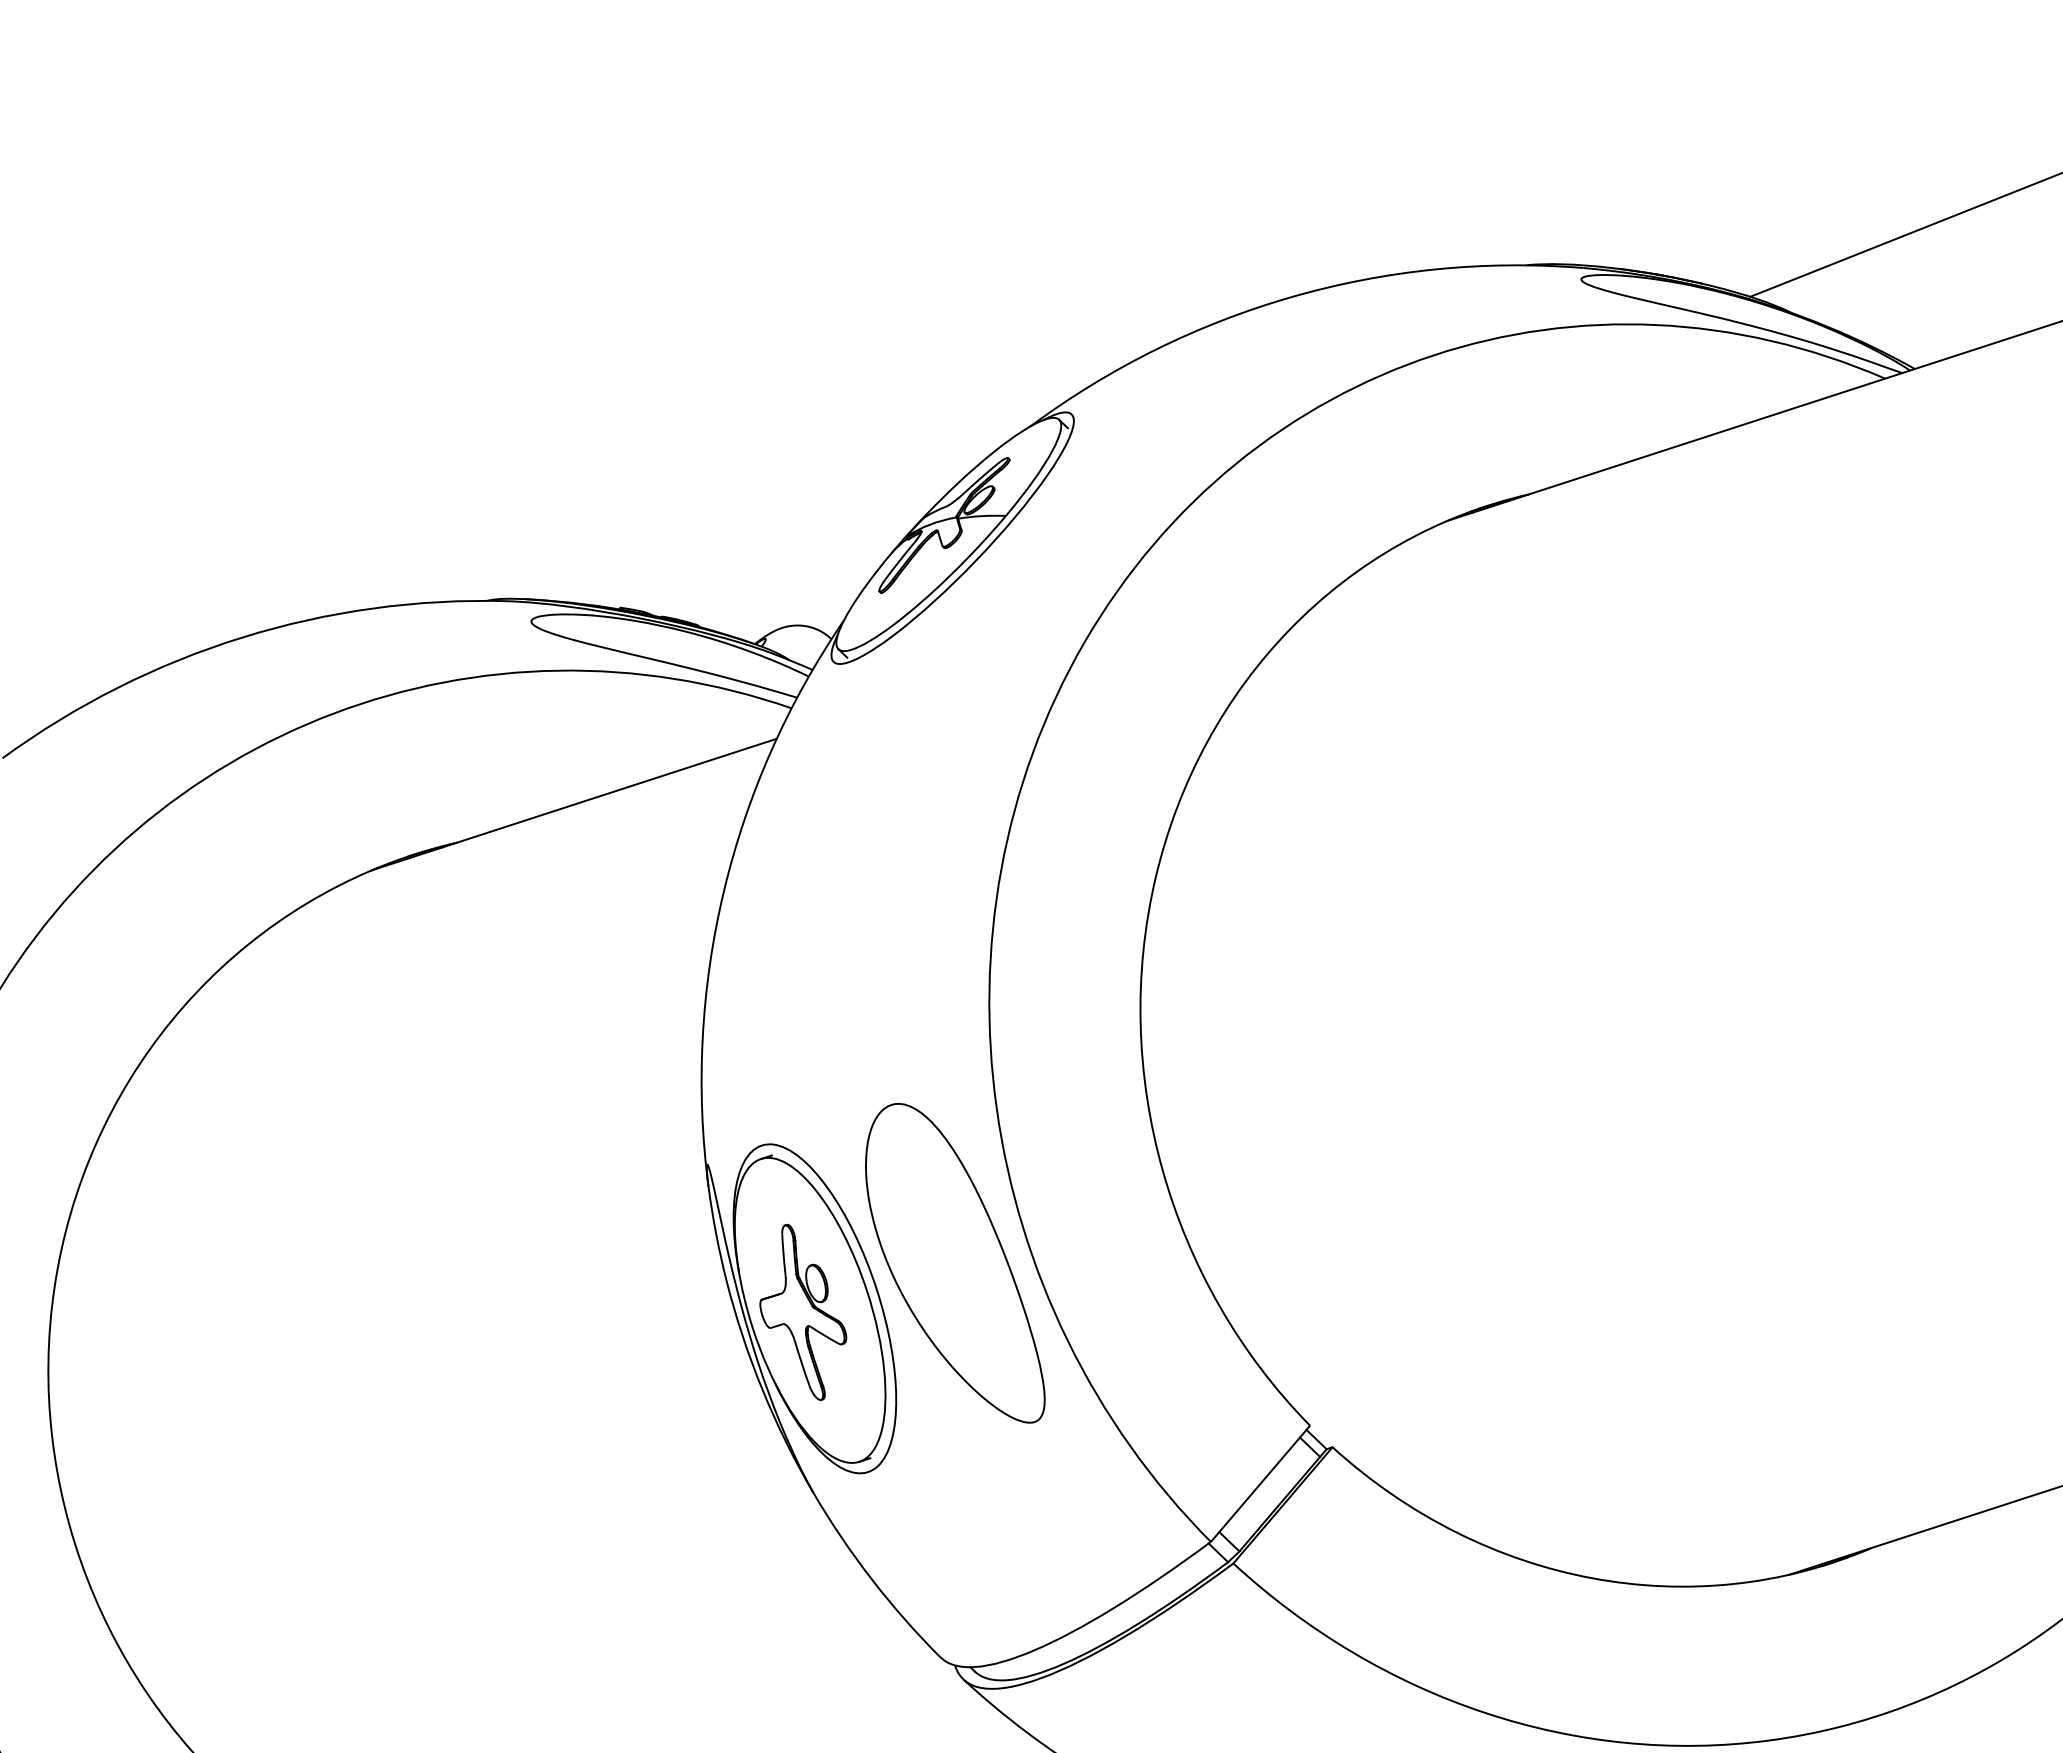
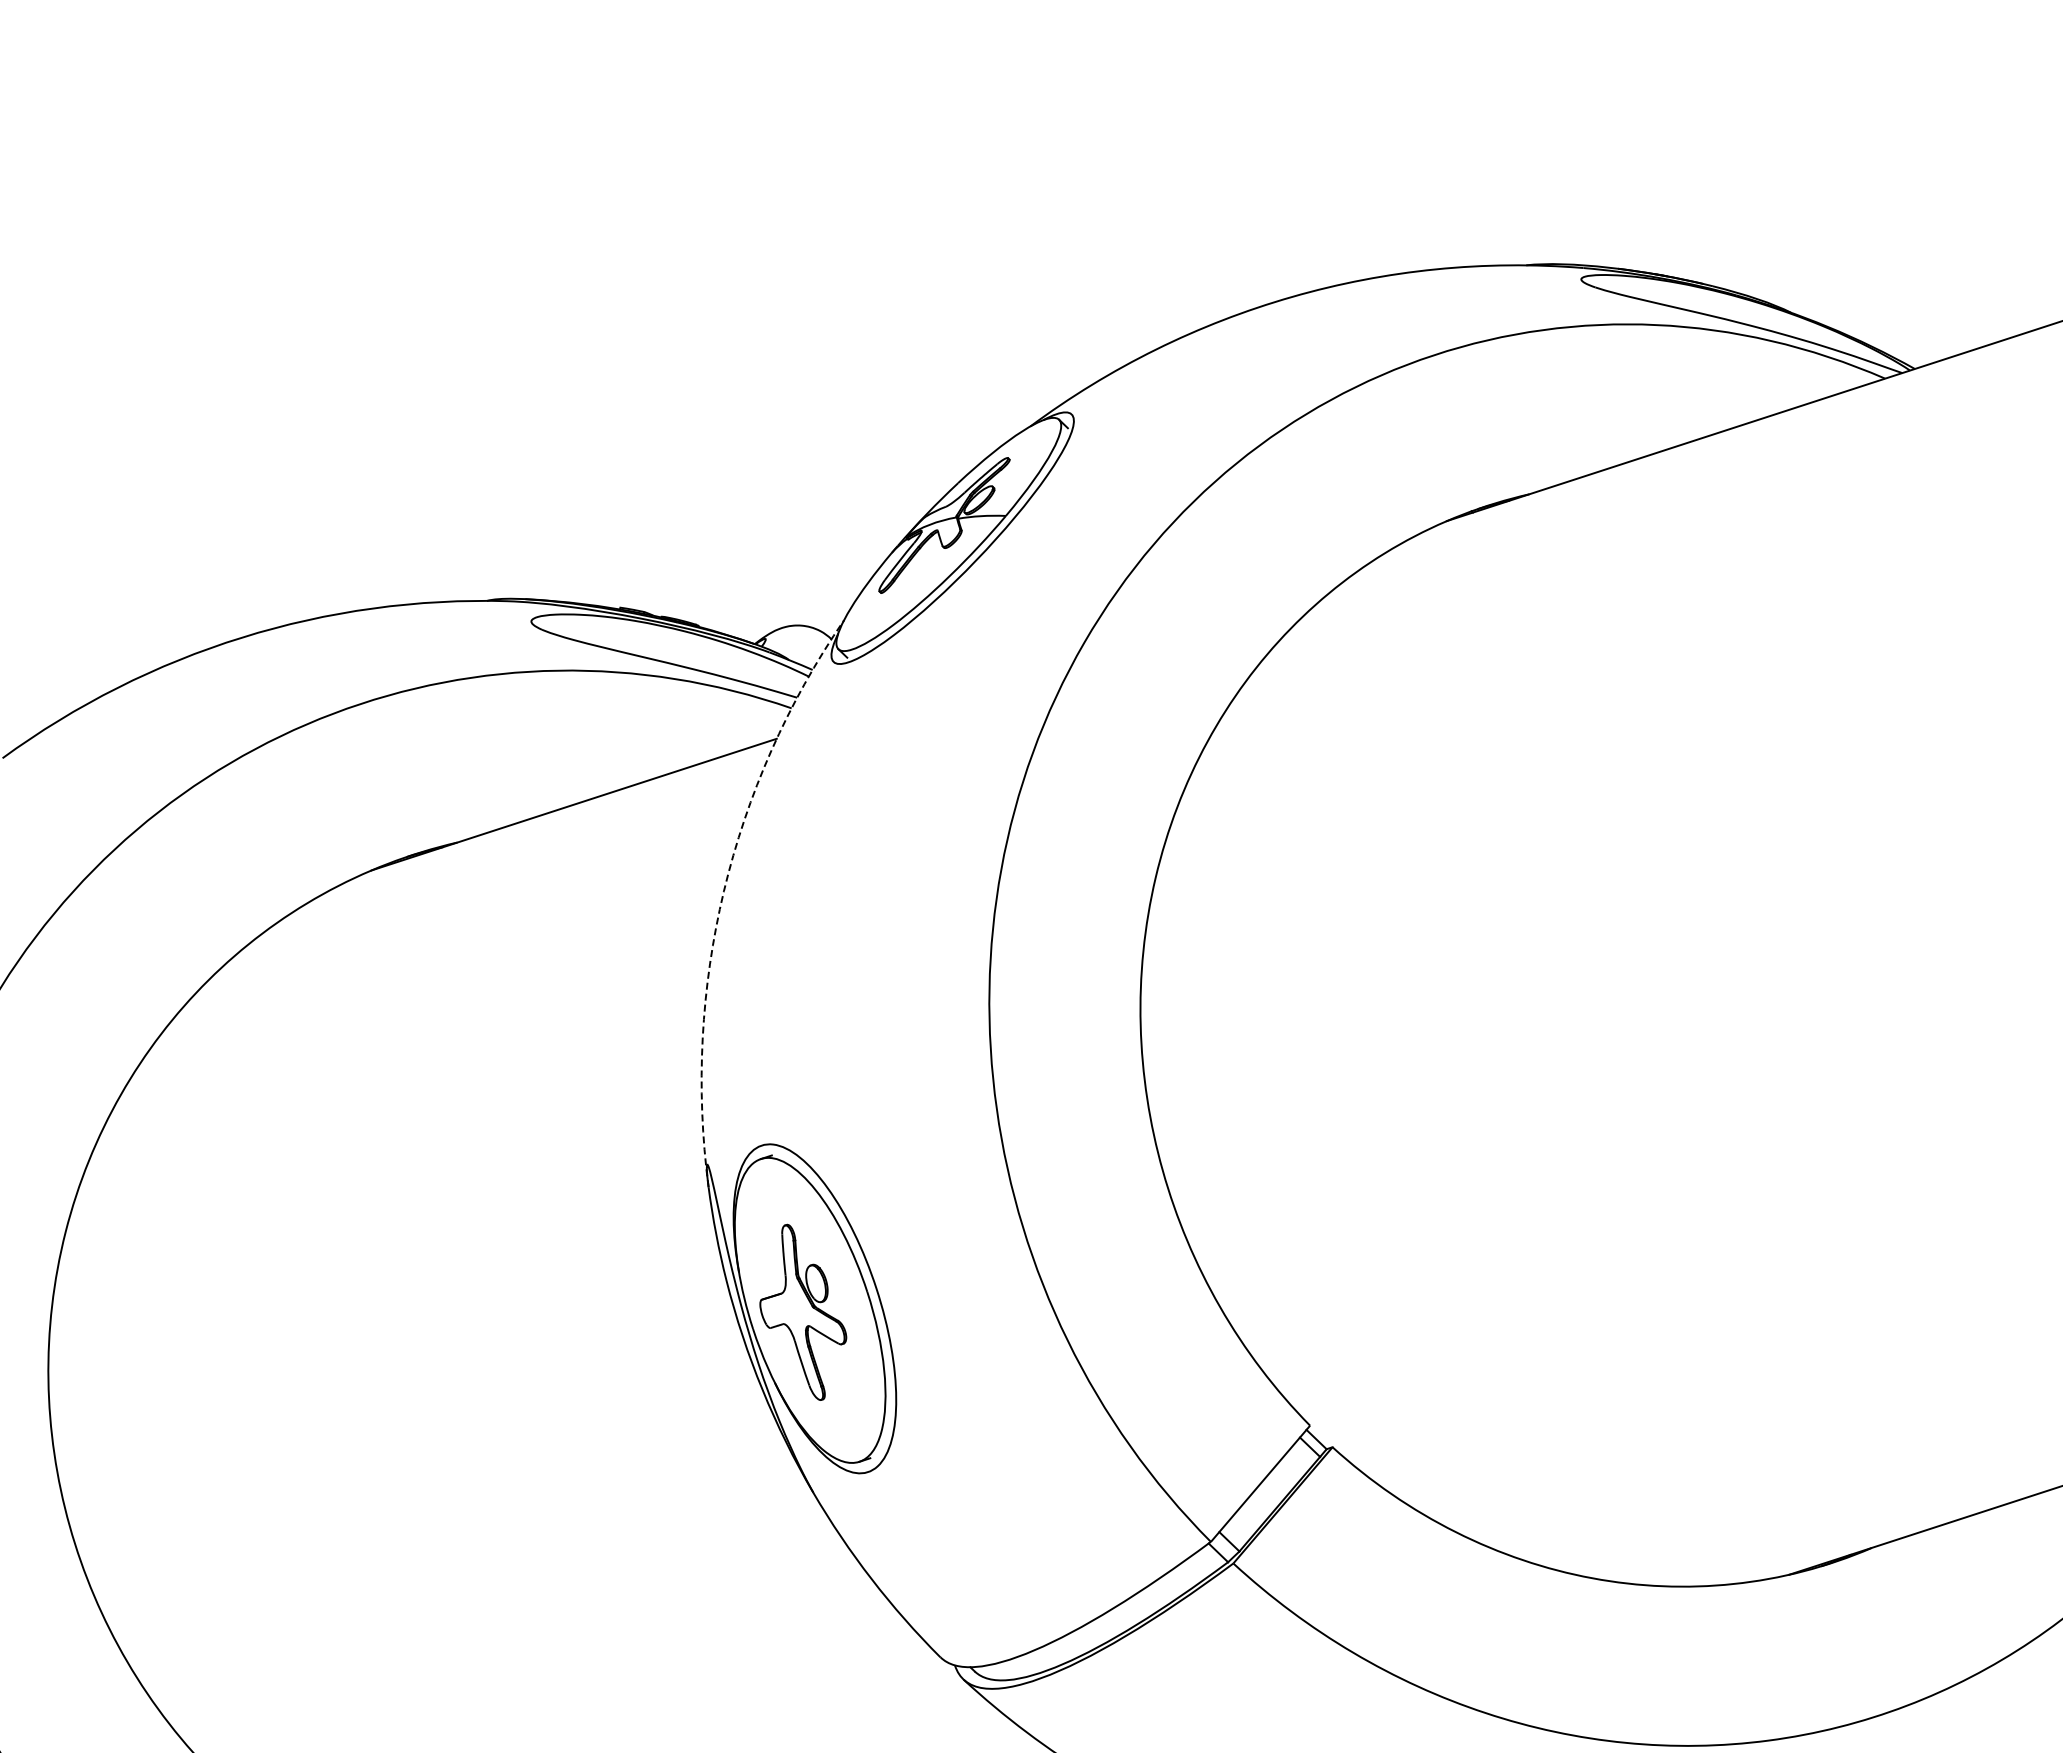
line: present -> none (1904, 234)
arc: solid -> dashed (723, 891)
part: present -> none (955, 1263)
